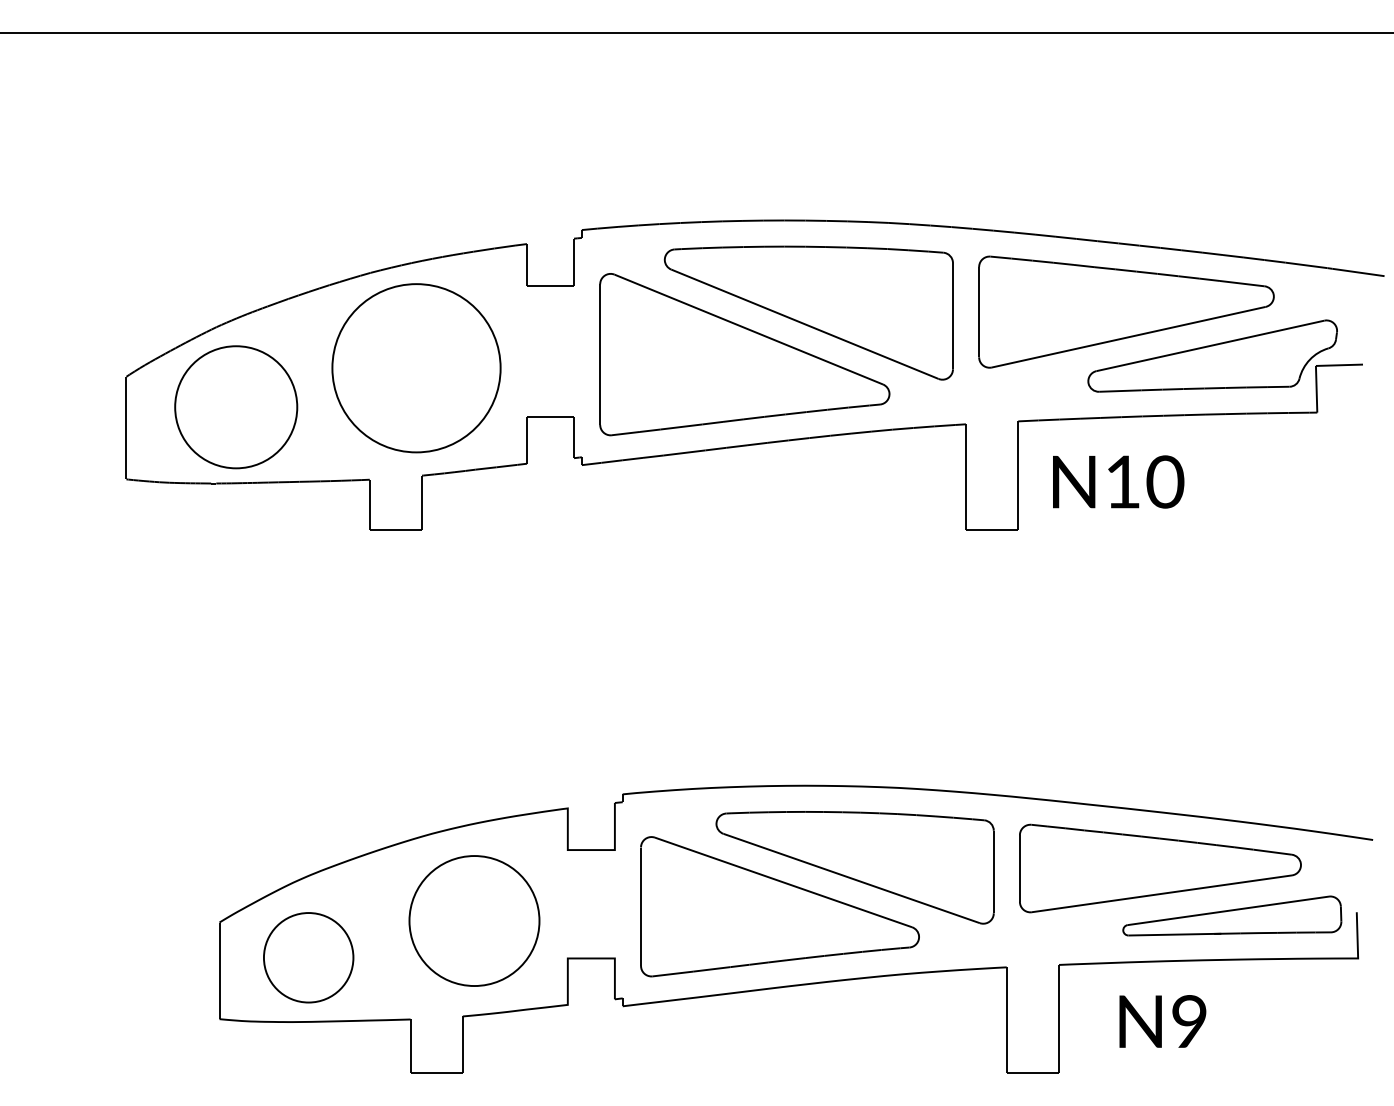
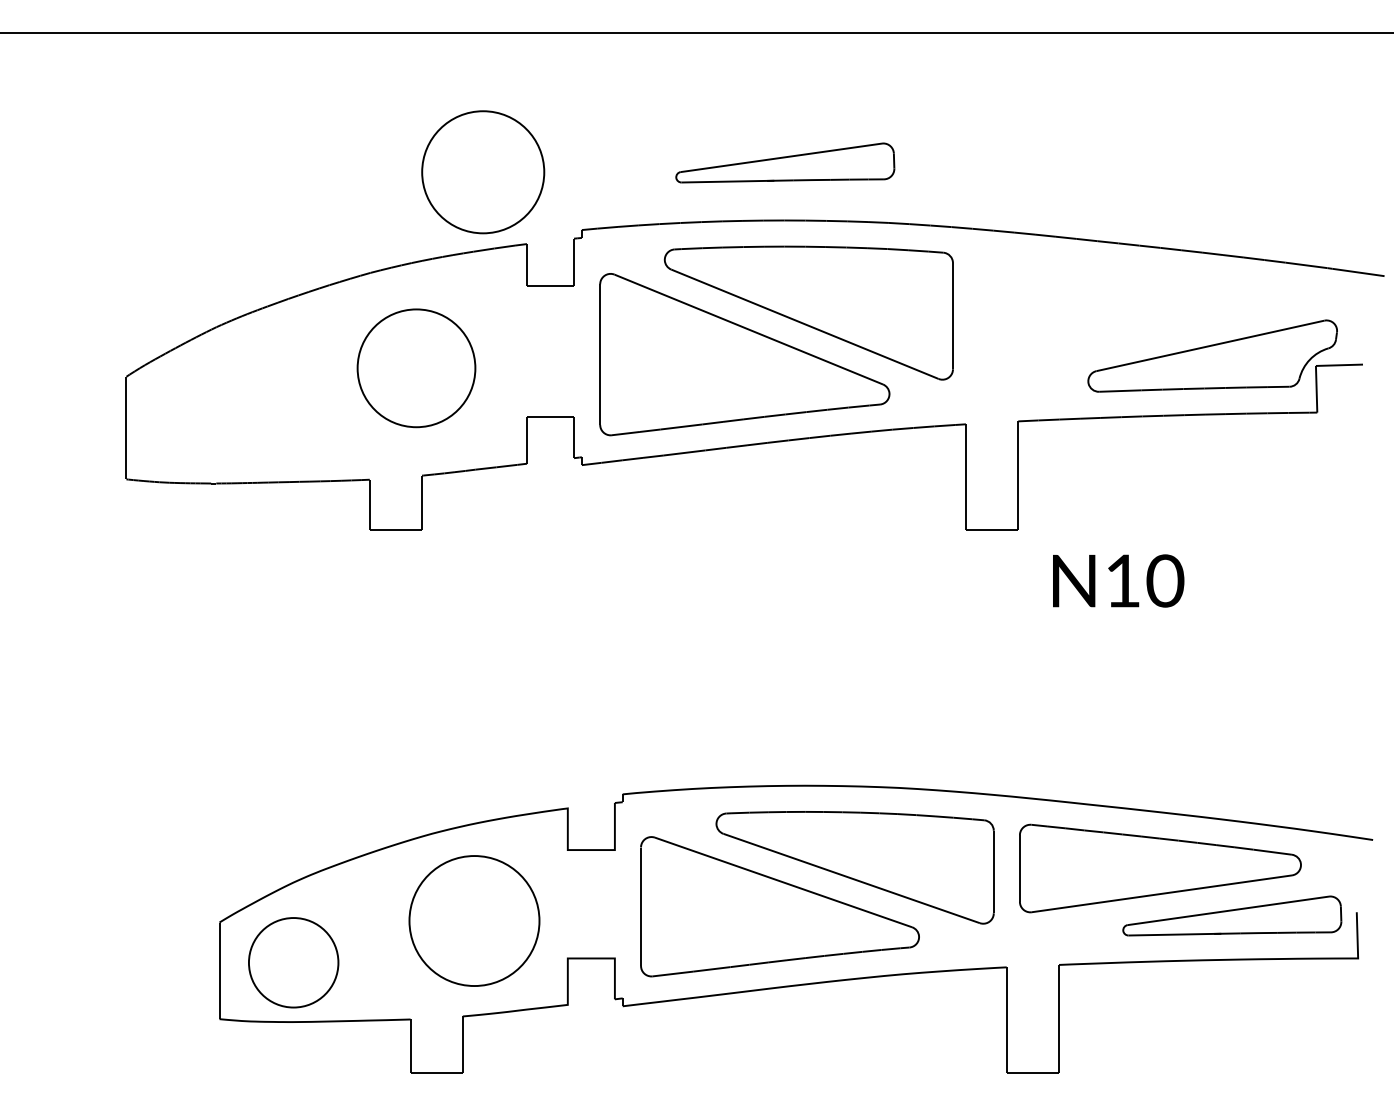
part: none -> present (785, 162)
part: present -> none (1126, 311)
part size: 171x171 px -> 121x121 px (416, 368)
part position: (236, 407) -> (483, 172) (483, 172)
part position: (1118, 481) -> (1118, 580) (1118, 580)
part position: (308, 957) -> (293, 962) (293, 962)
part: present -> none (1162, 1021)
